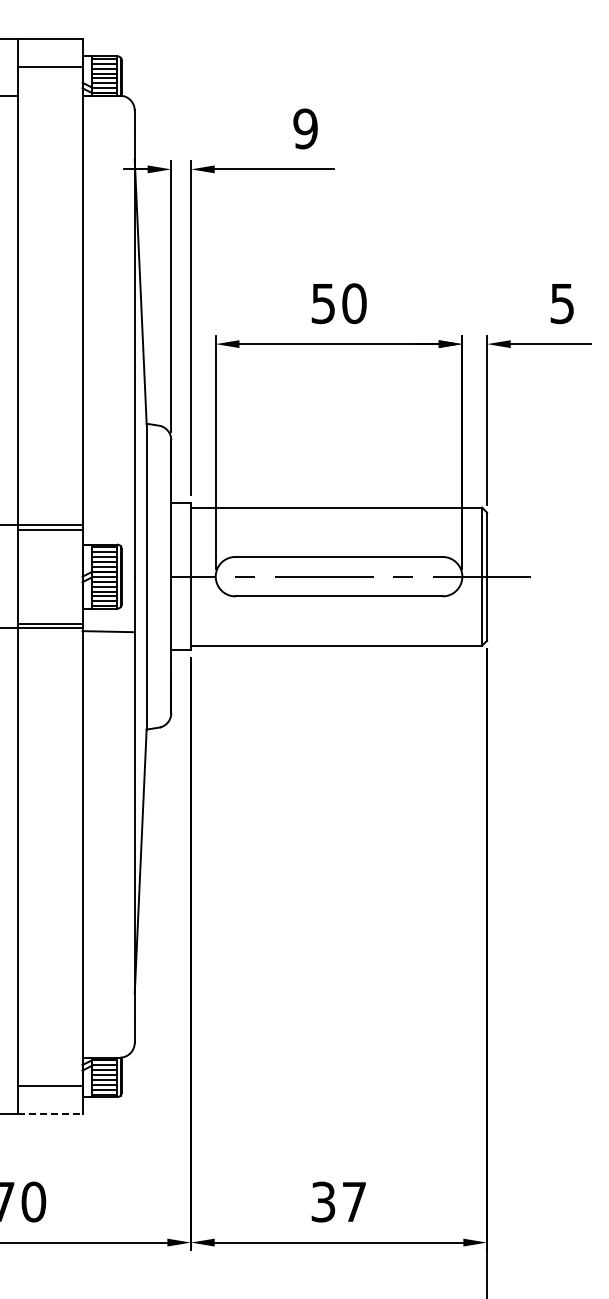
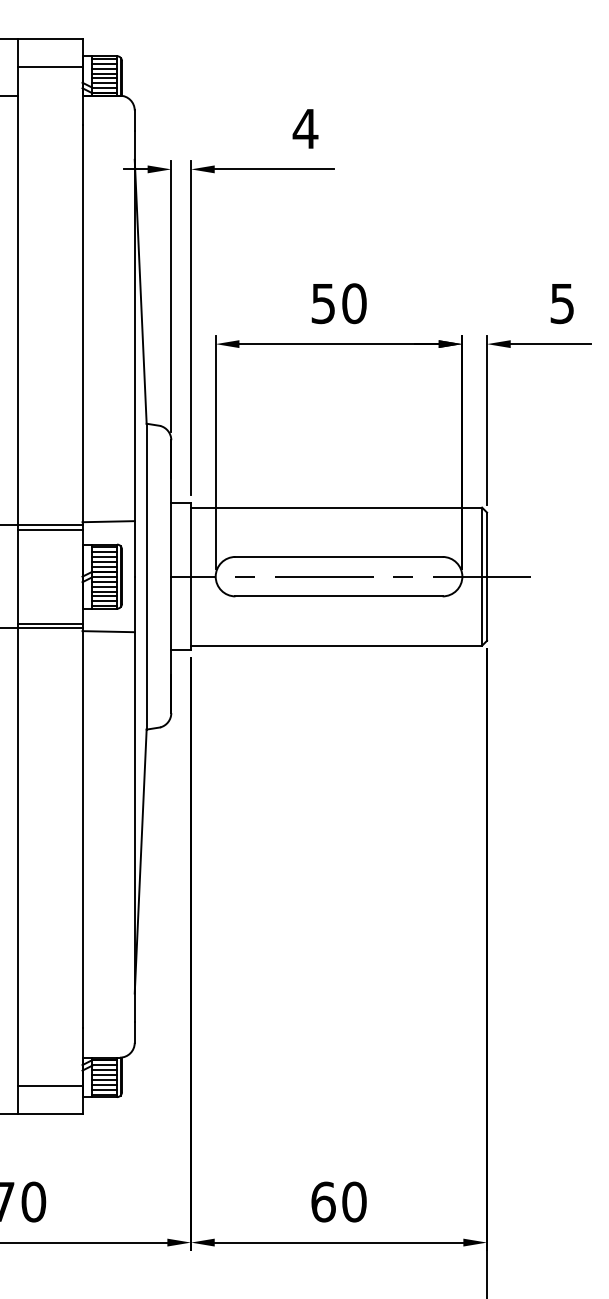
text: 9 -> 4 (305, 128)
line: none -> present (108, 521)
line: dashed -> solid (50, 1114)
text: 37 -> 60 (338, 1201)
